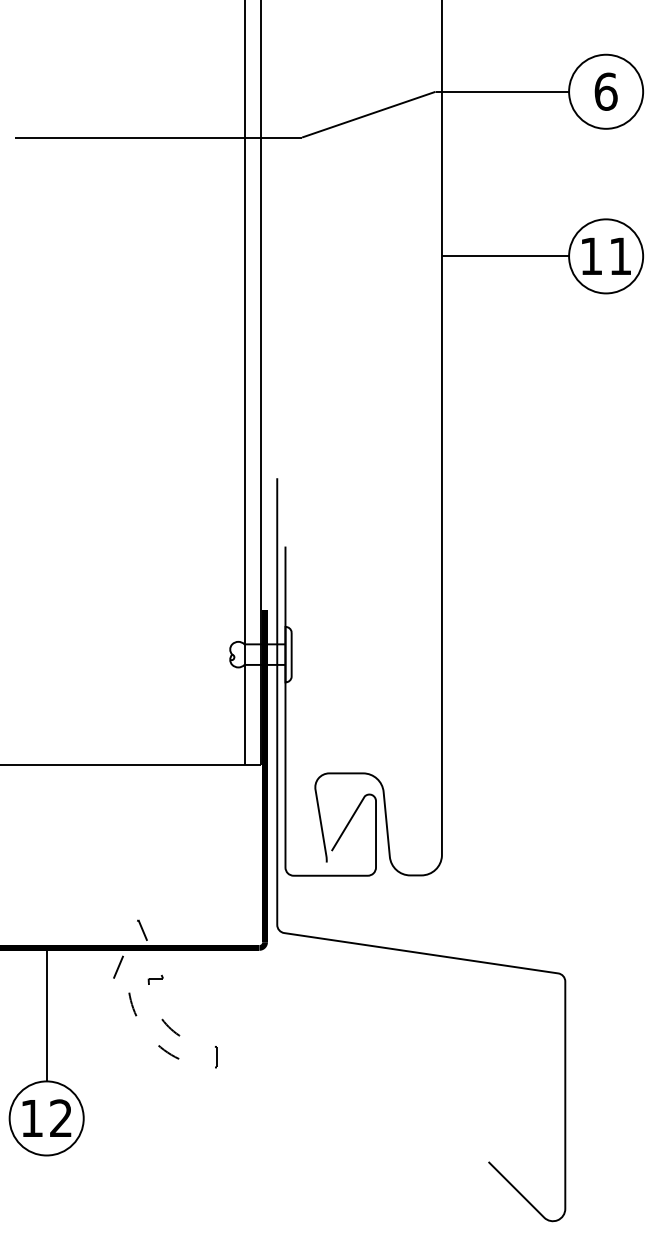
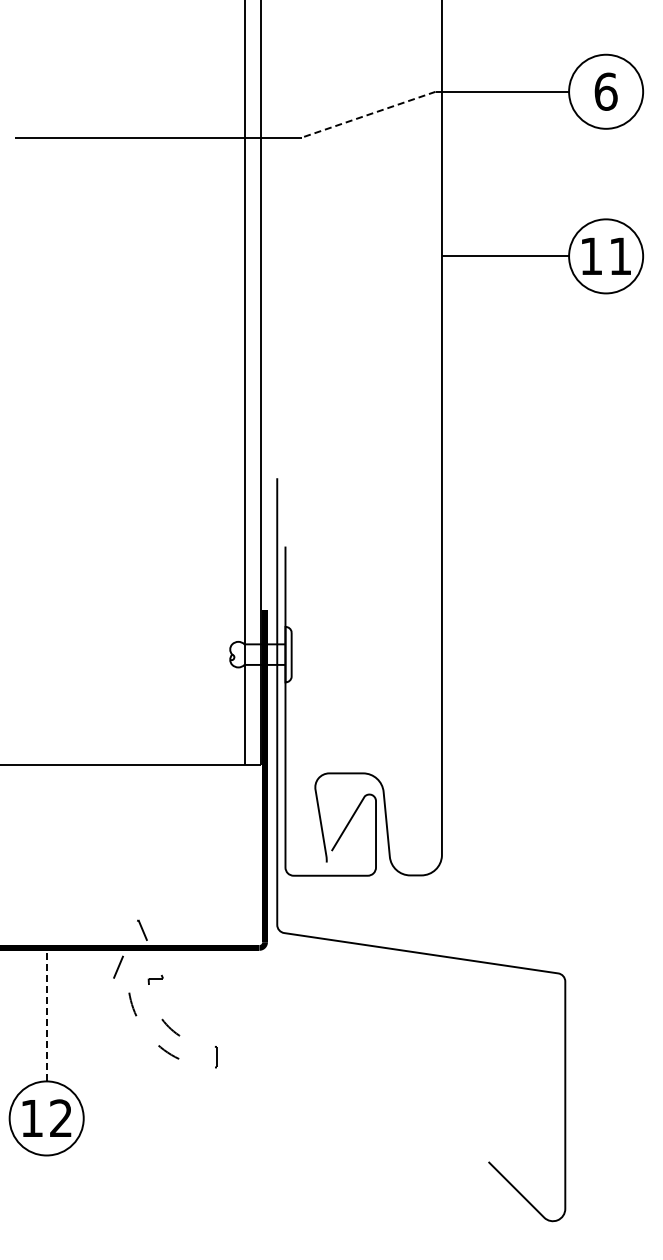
line: solid -> dashed (368, 114)
line: solid -> dashed (46, 1014)
